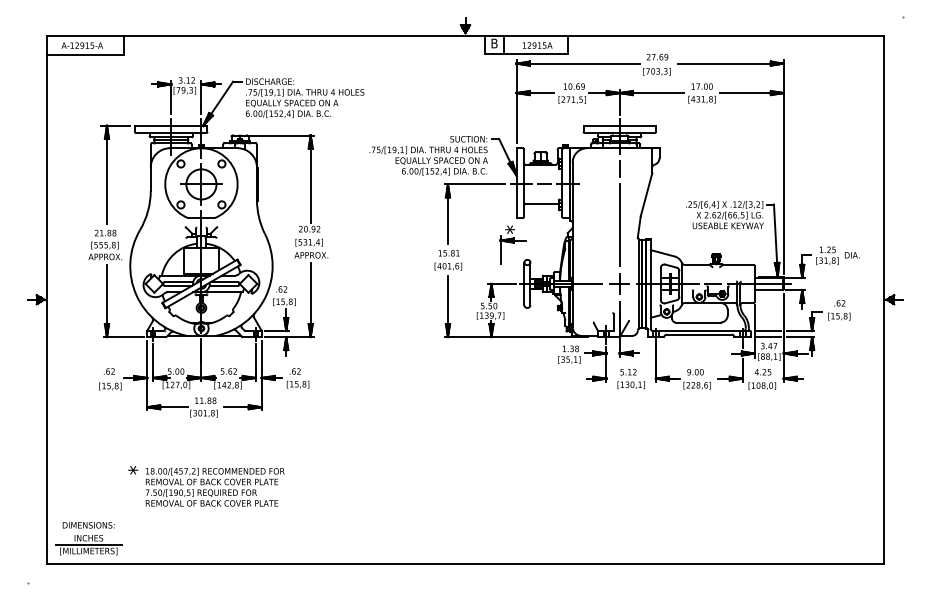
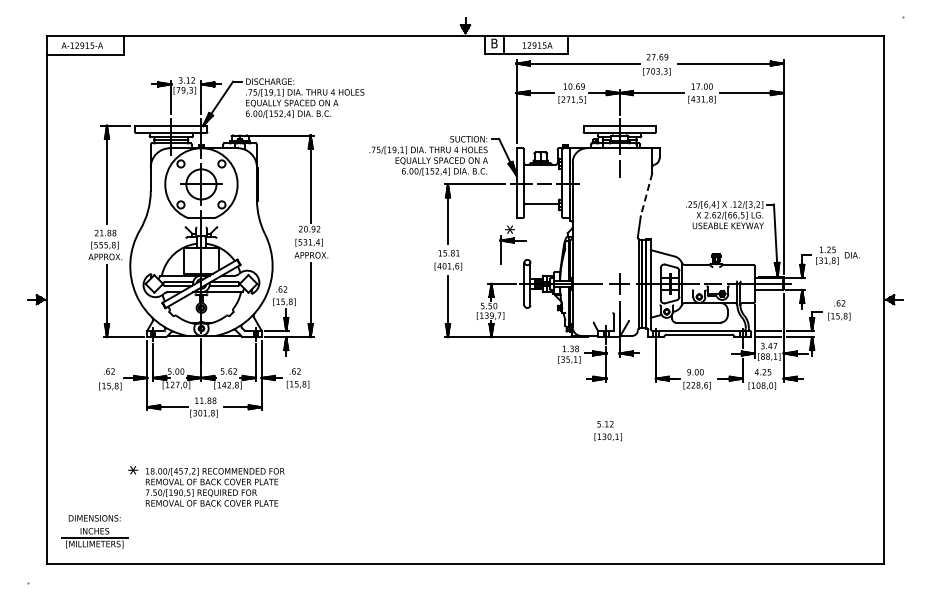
line: solid -> dashed (646, 195)
line: present -> none (619, 225)
text position: (630, 379) -> (607, 431) (607, 431)
part position: (88, 538) -> (94, 531) (94, 531)
